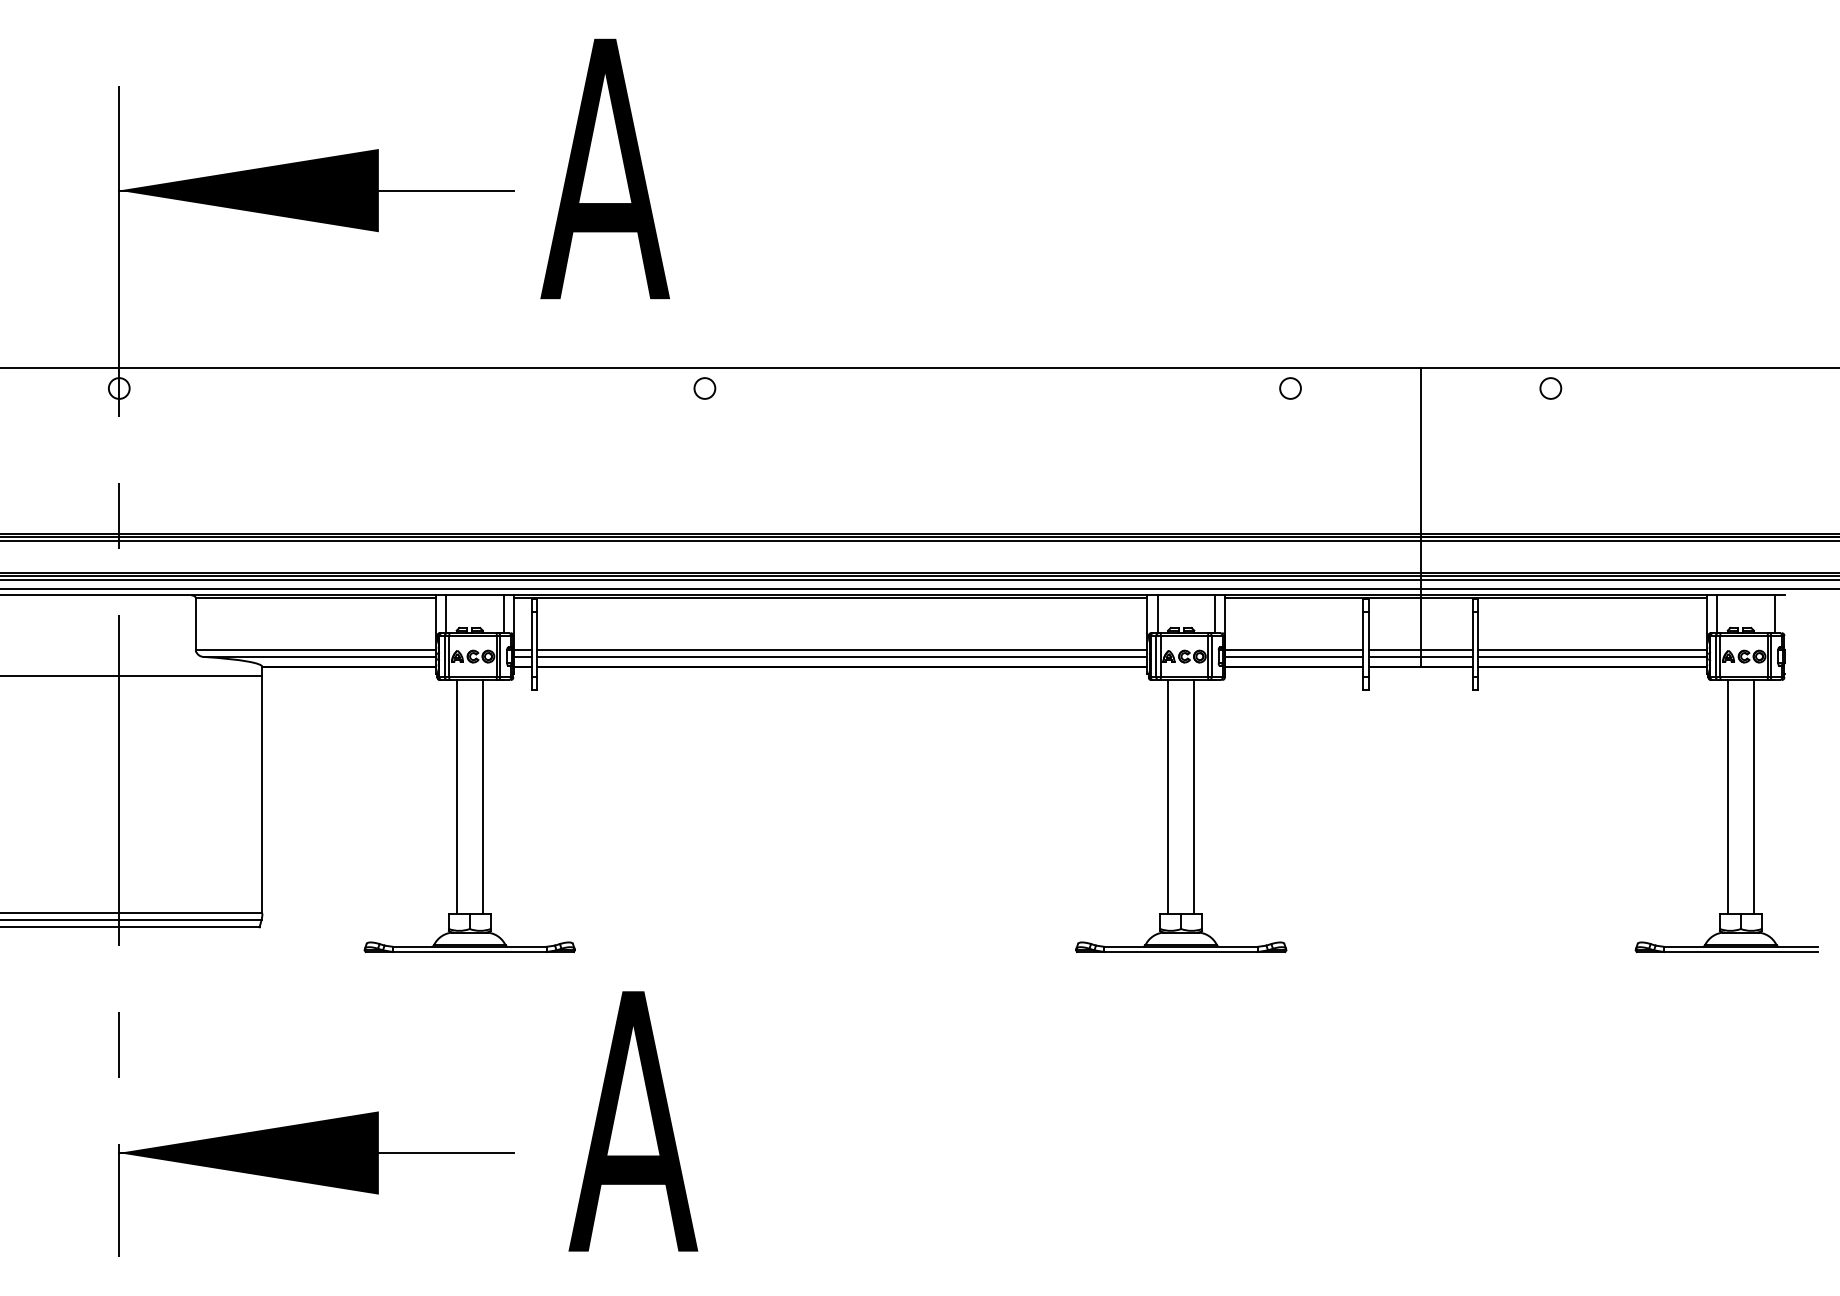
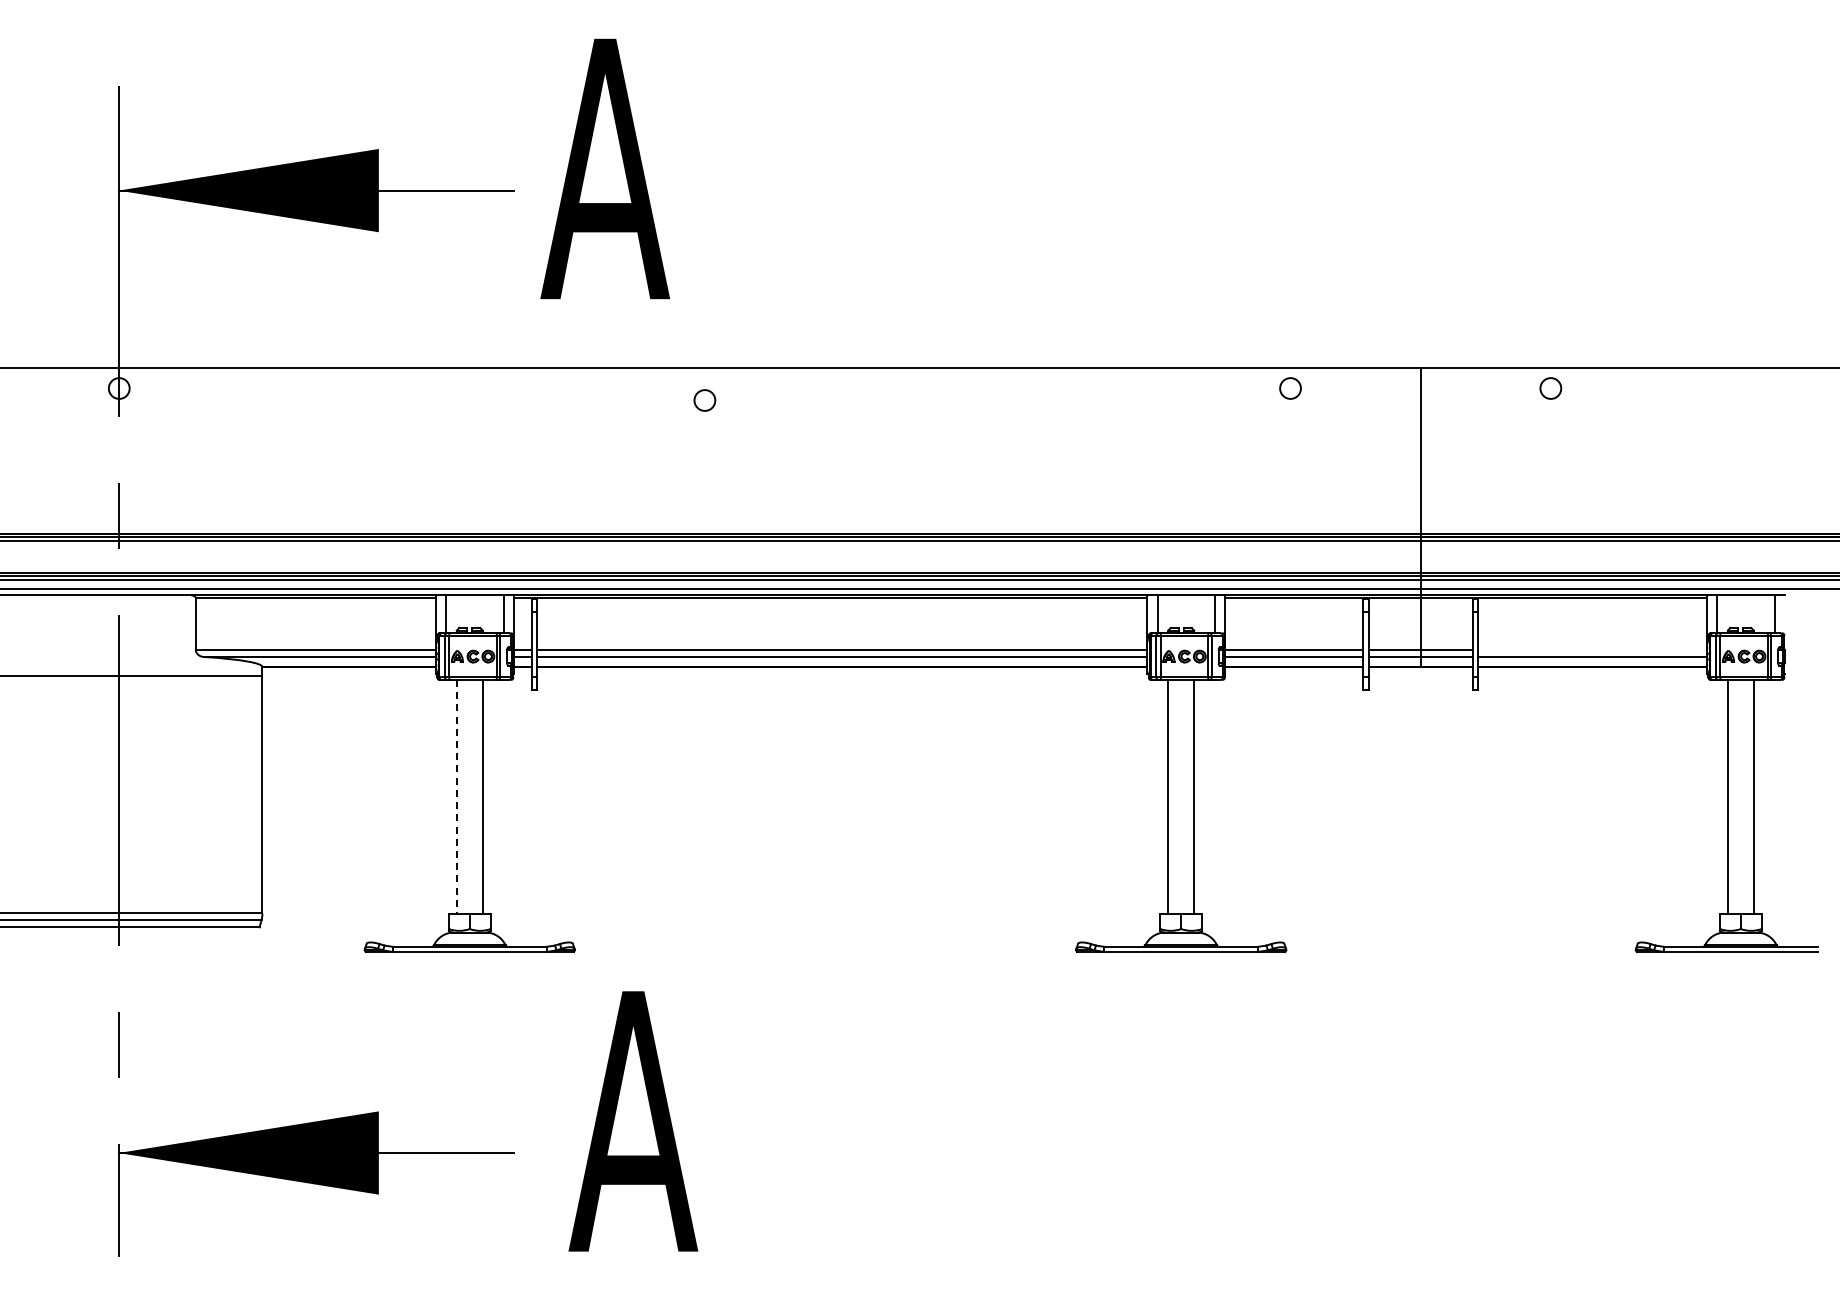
circle position: (704, 388) -> (704, 400) (704, 400)
line: present -> none (1592, 650)
line: solid -> dashed (456, 797)
